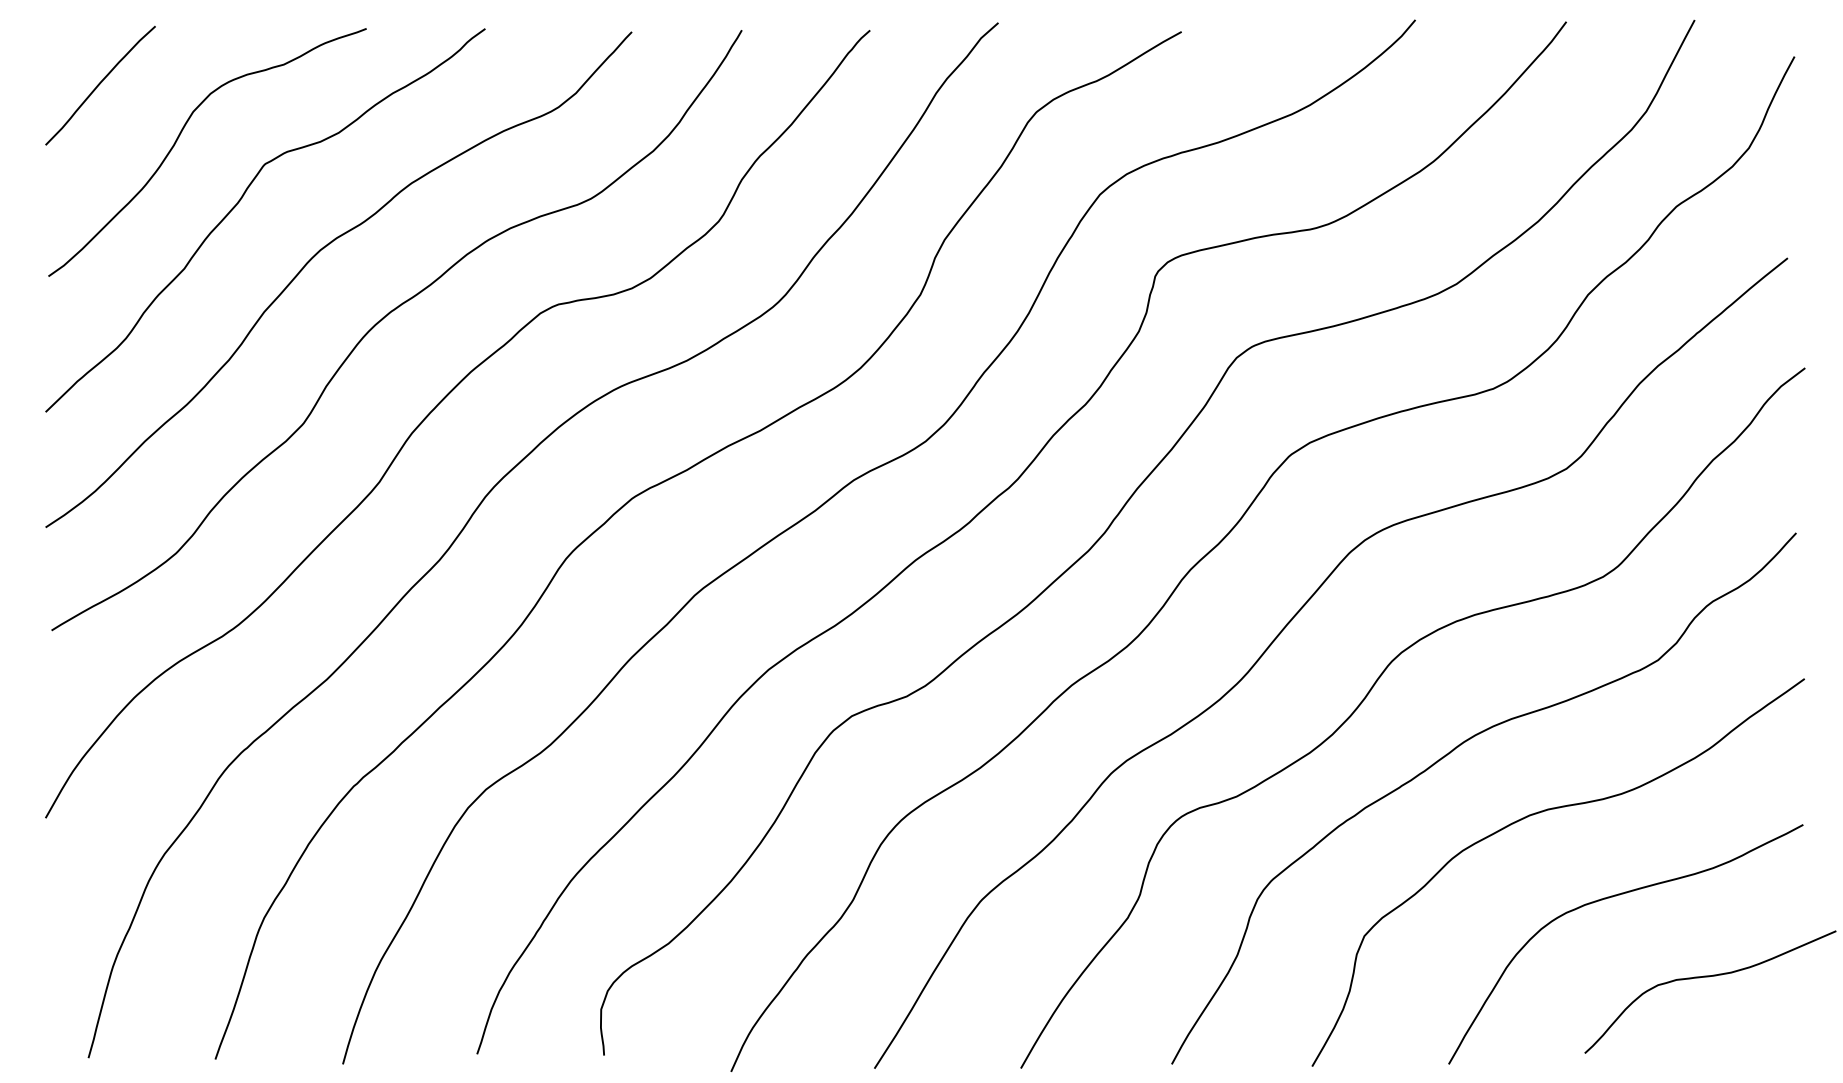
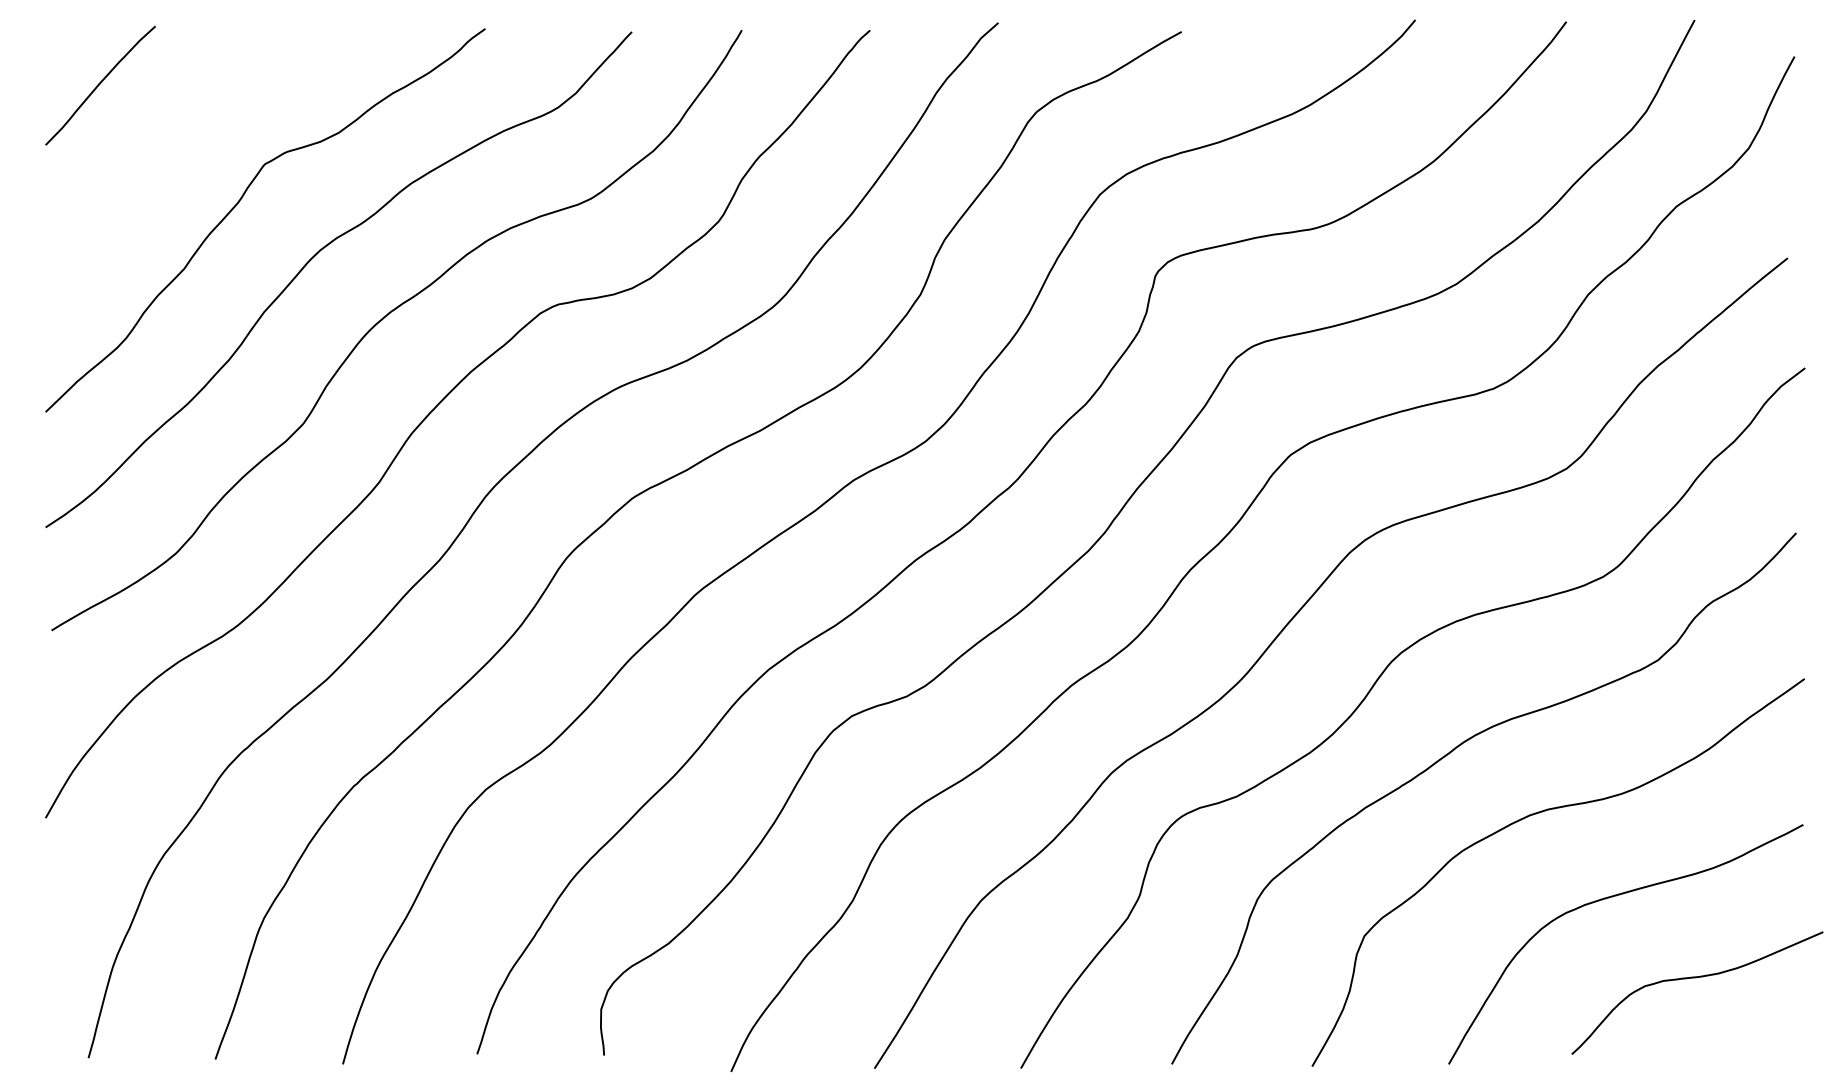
curve: present -> none (179, 137)
curve position: (1709, 977) -> (1696, 978) (1696, 978)
